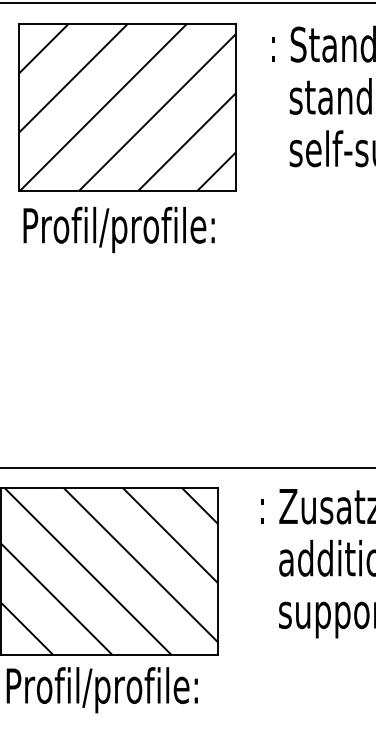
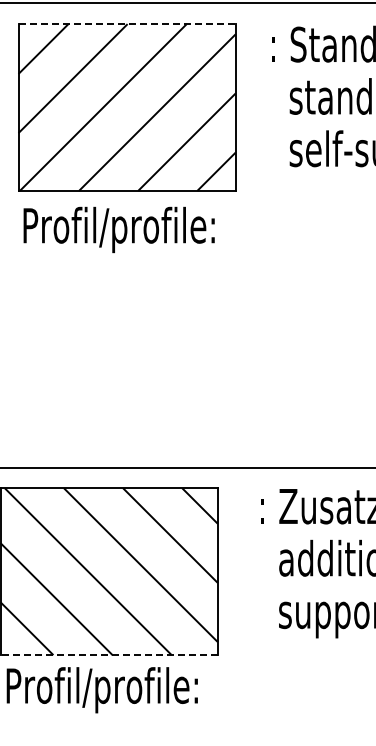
line: solid -> dashed (127, 24)
line: solid -> dashed (109, 655)
